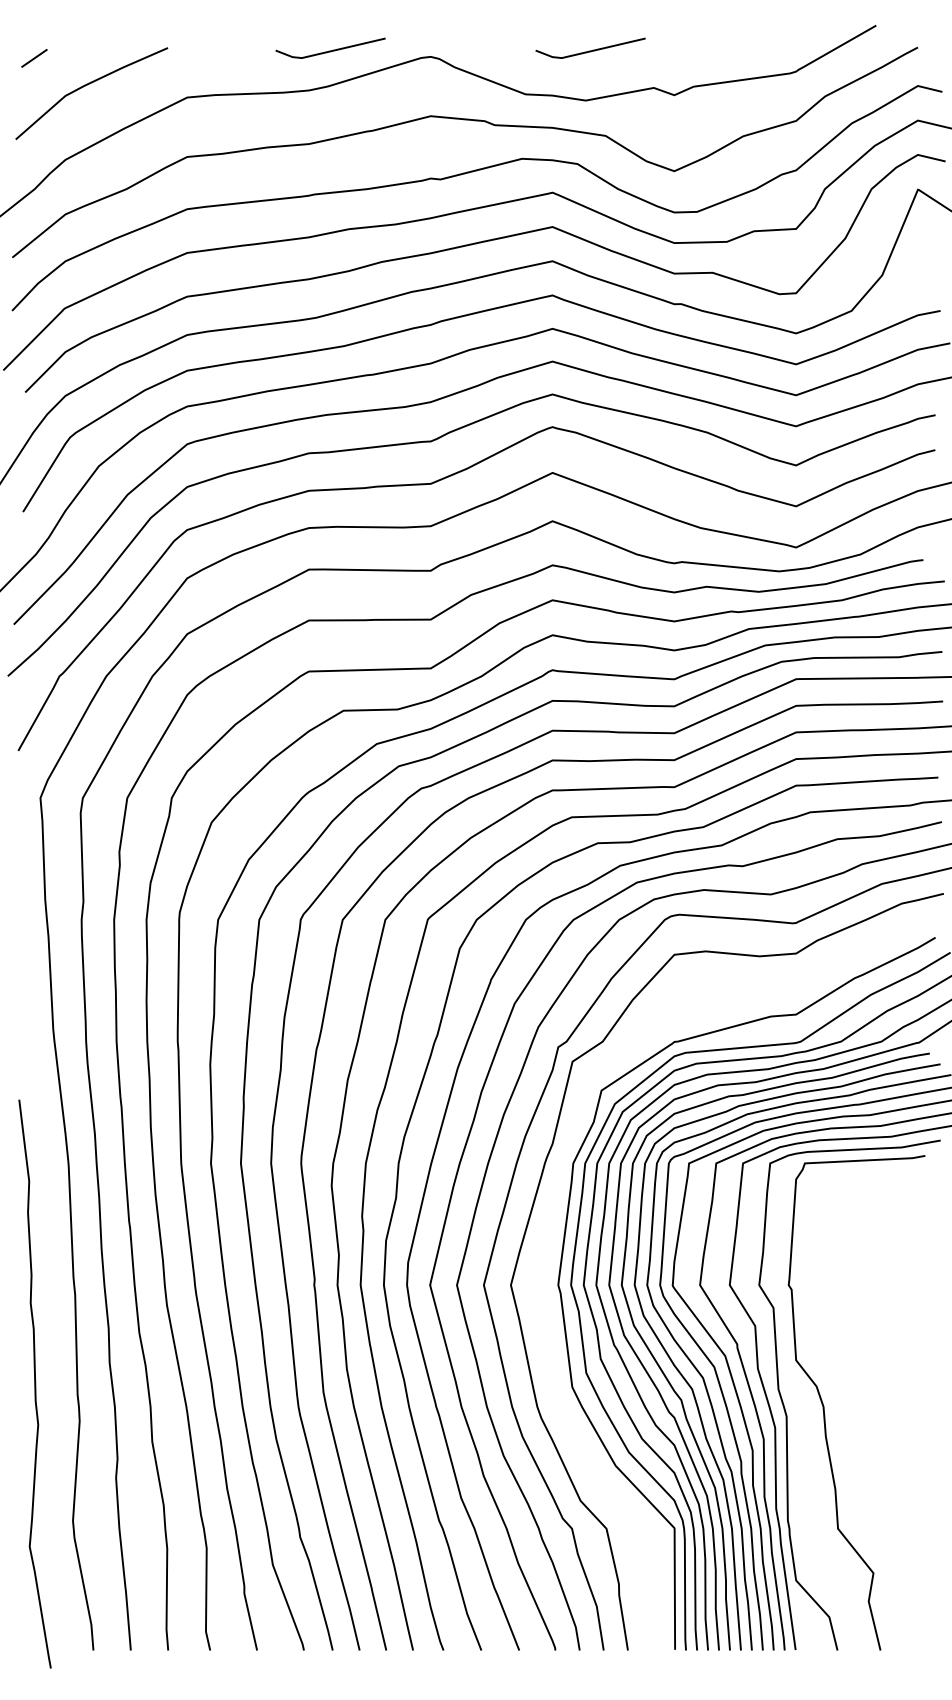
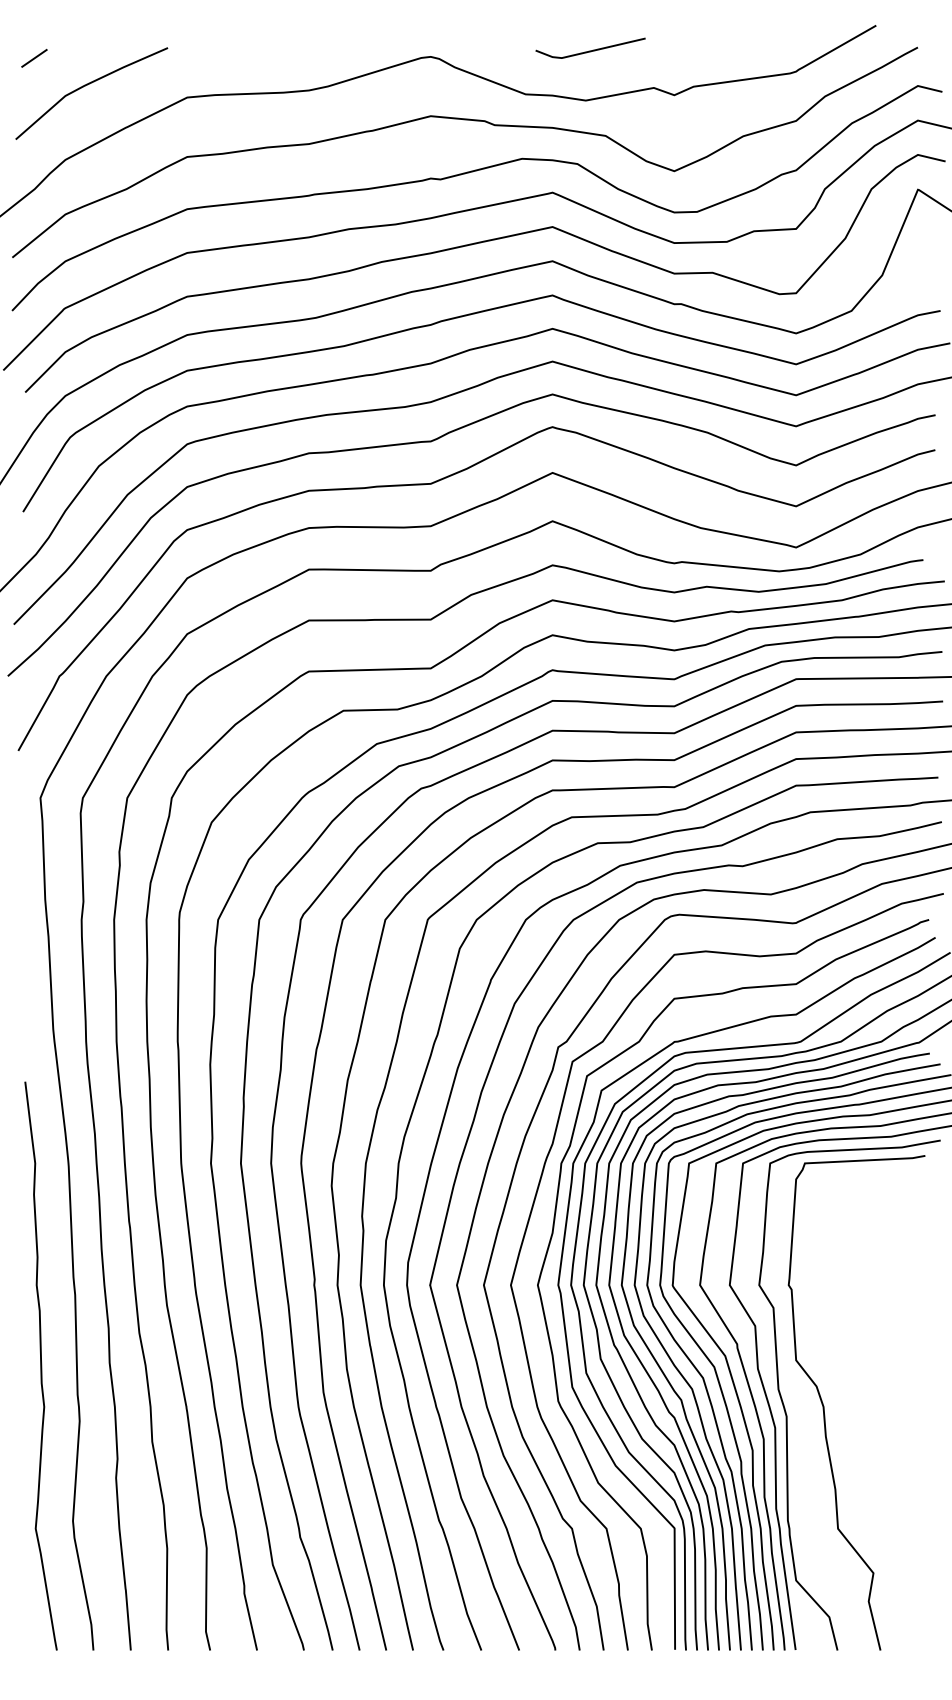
line: present -> none (330, 50)
curve: none -> present (553, 1234)
curve position: (34, 1383) -> (40, 1365) (40, 1365)
